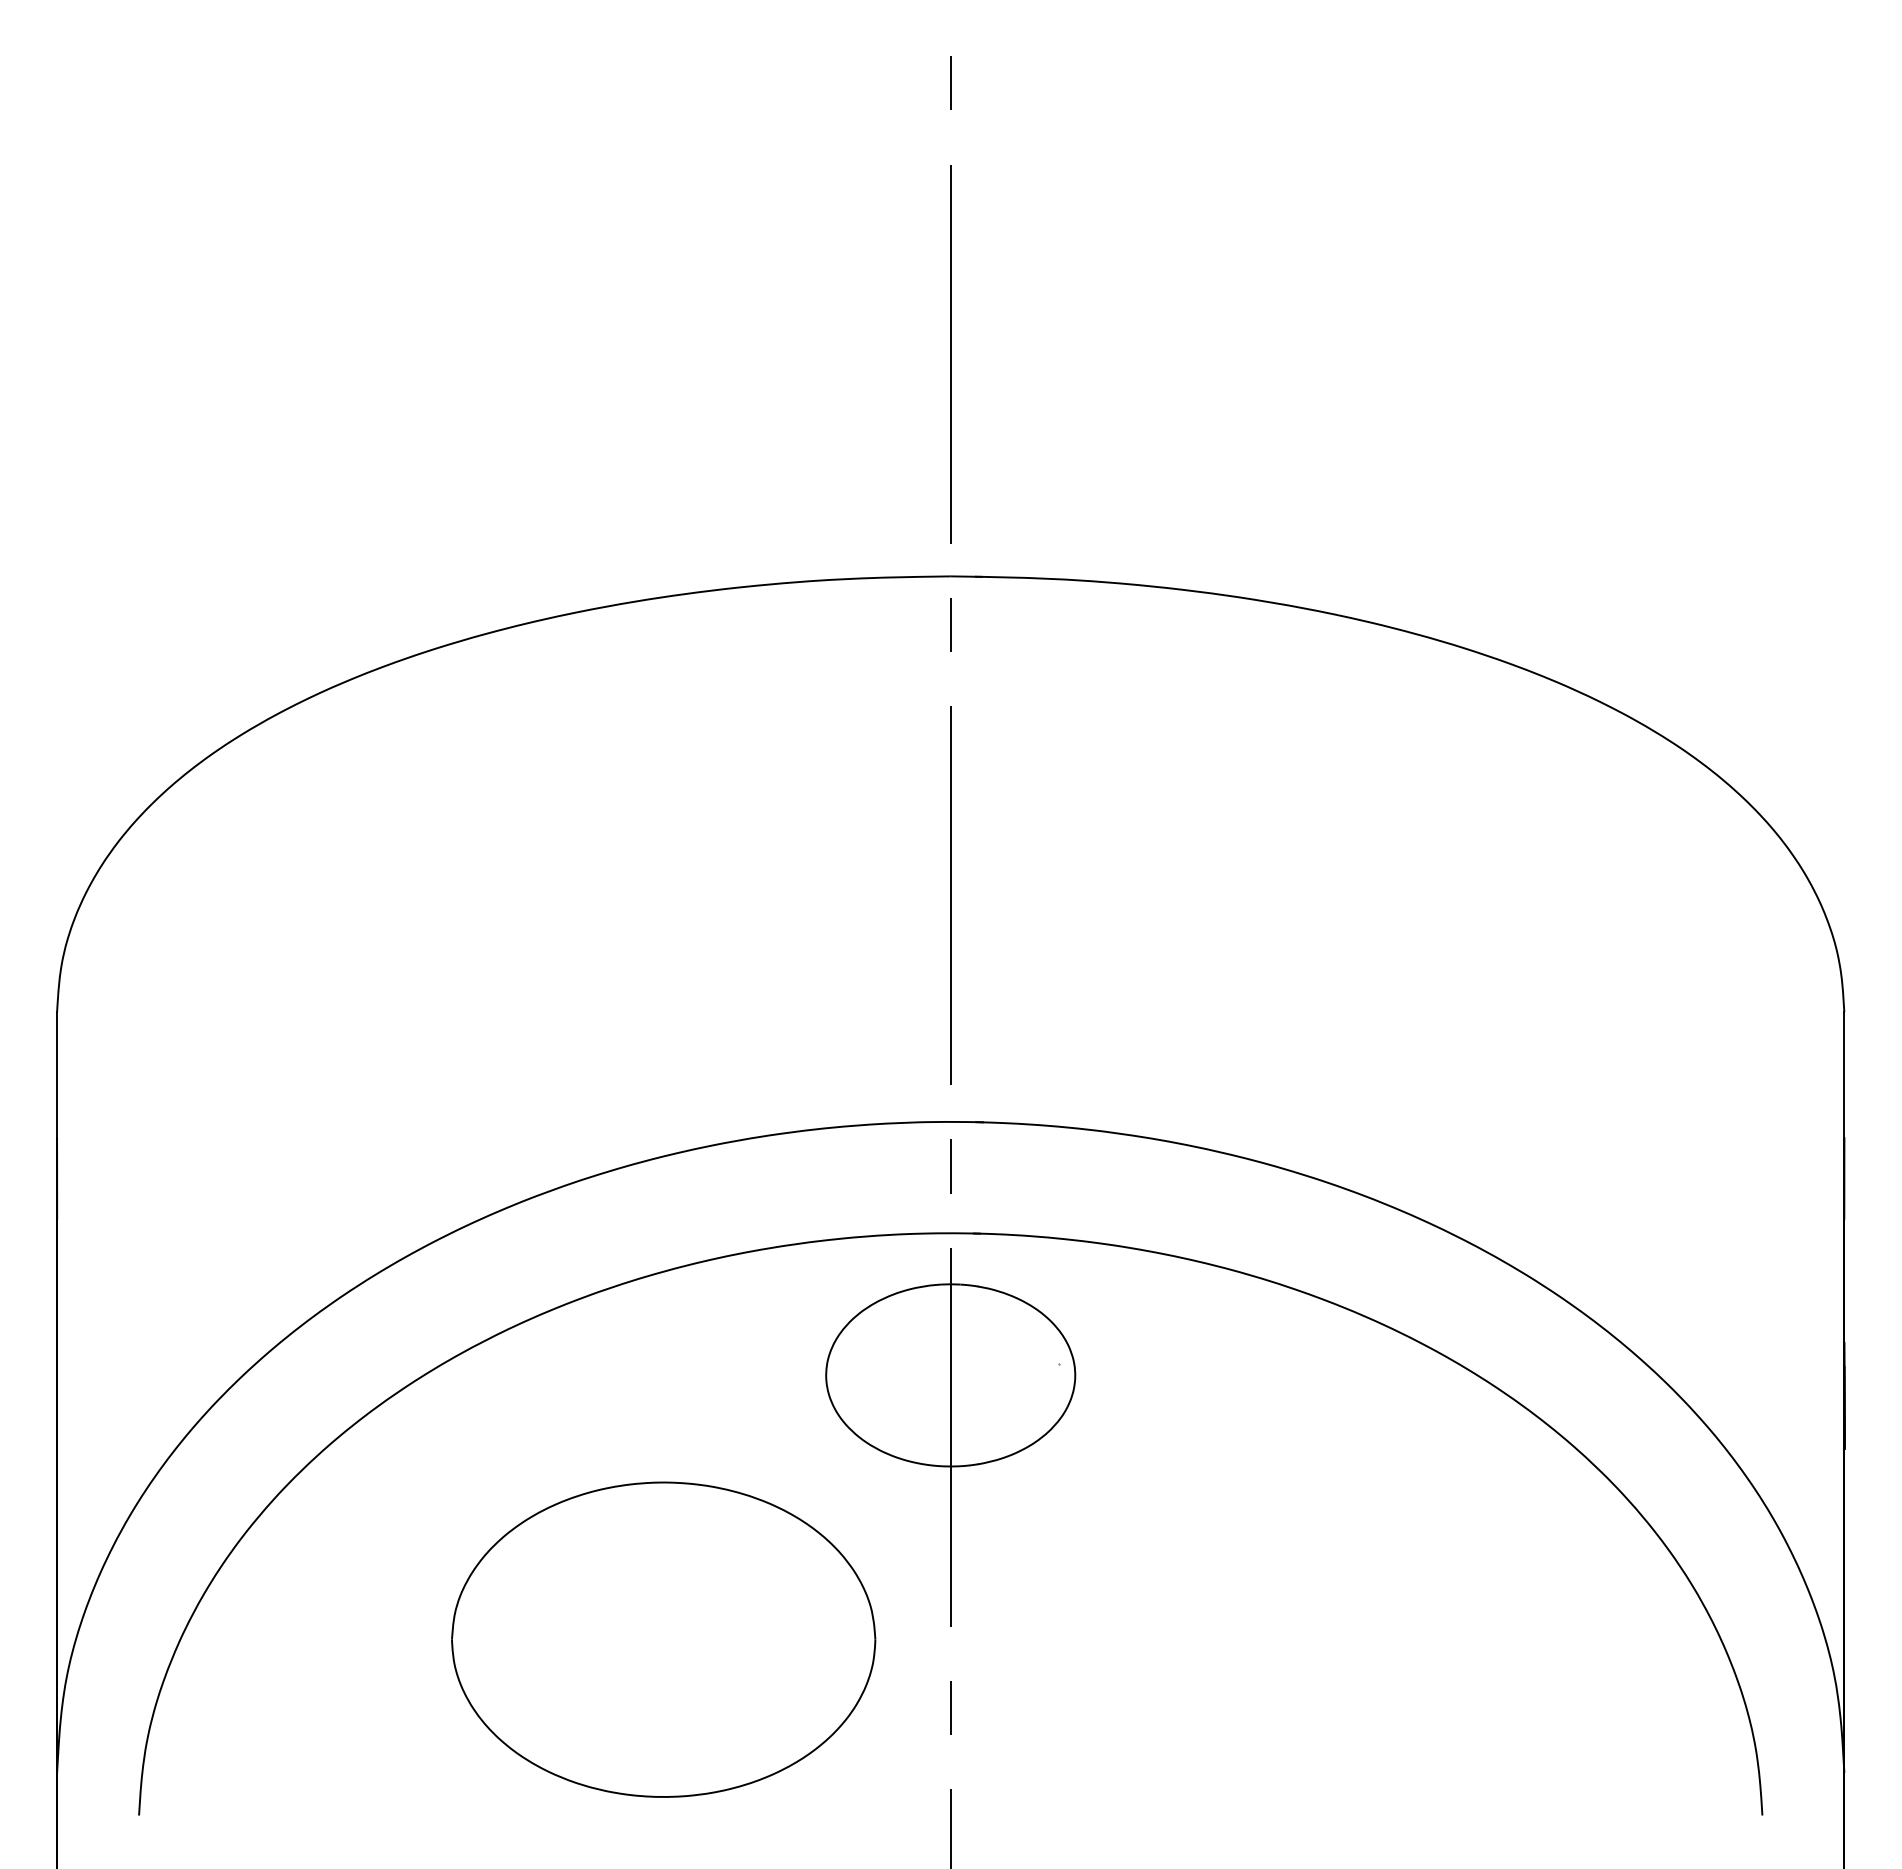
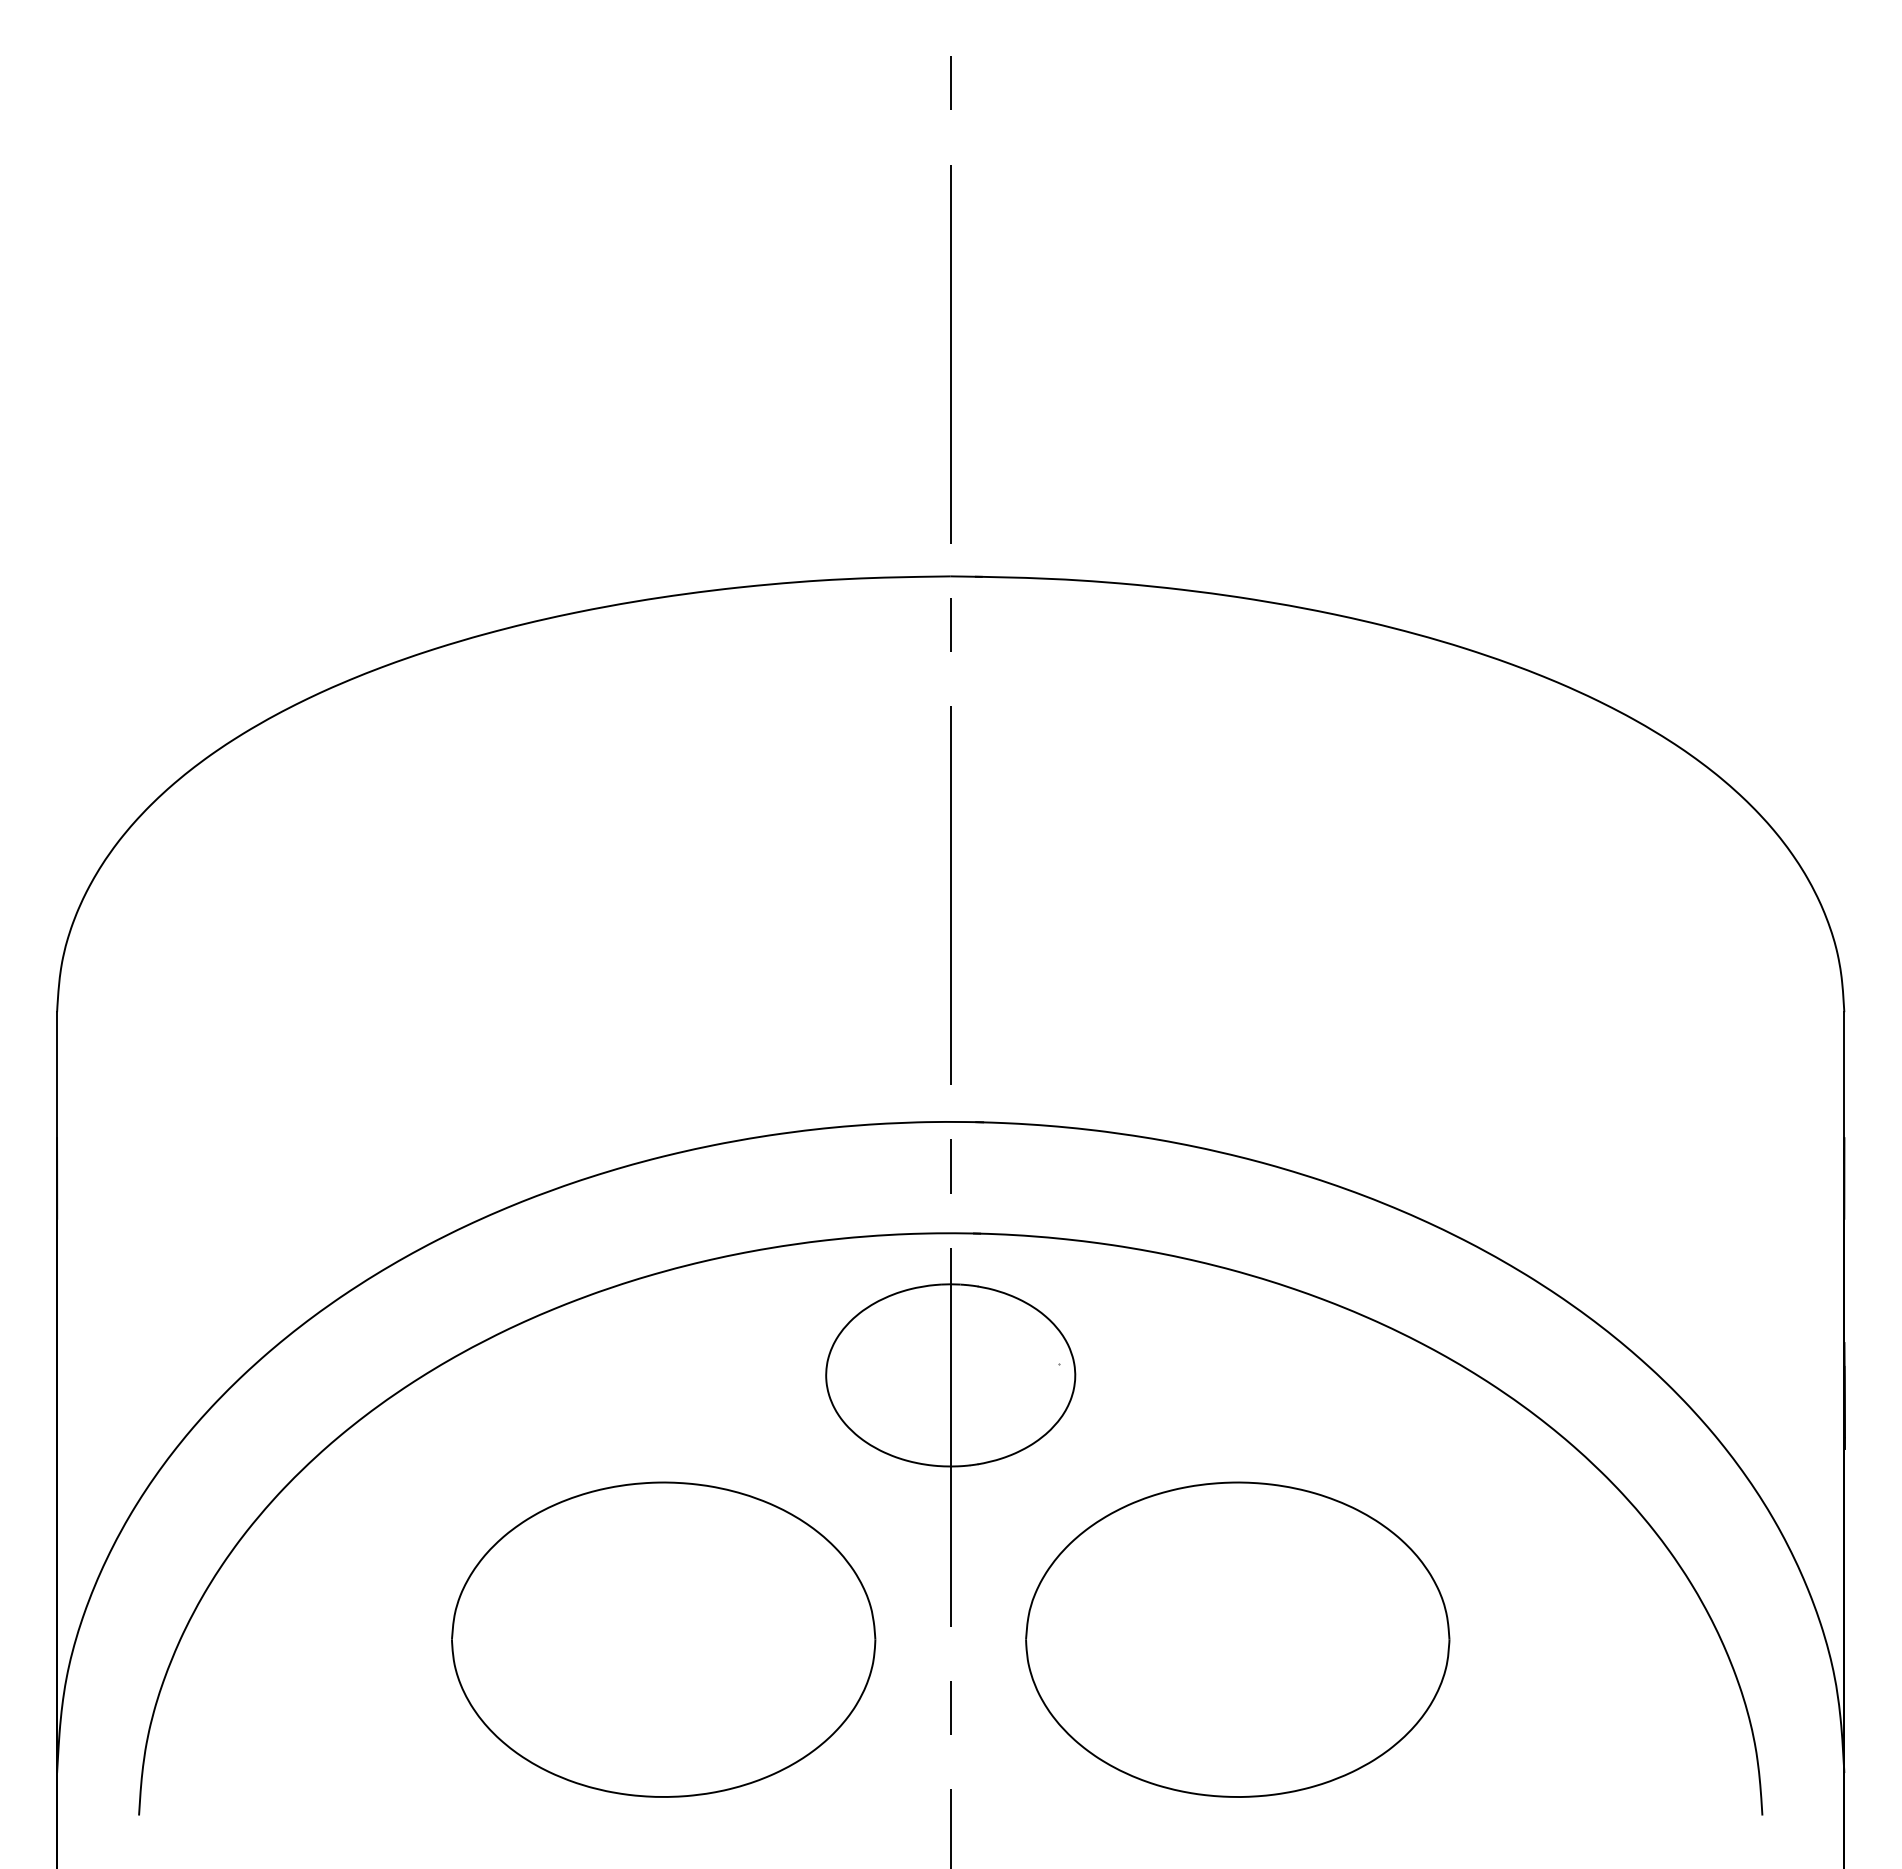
part: none -> present (1237, 1639)
